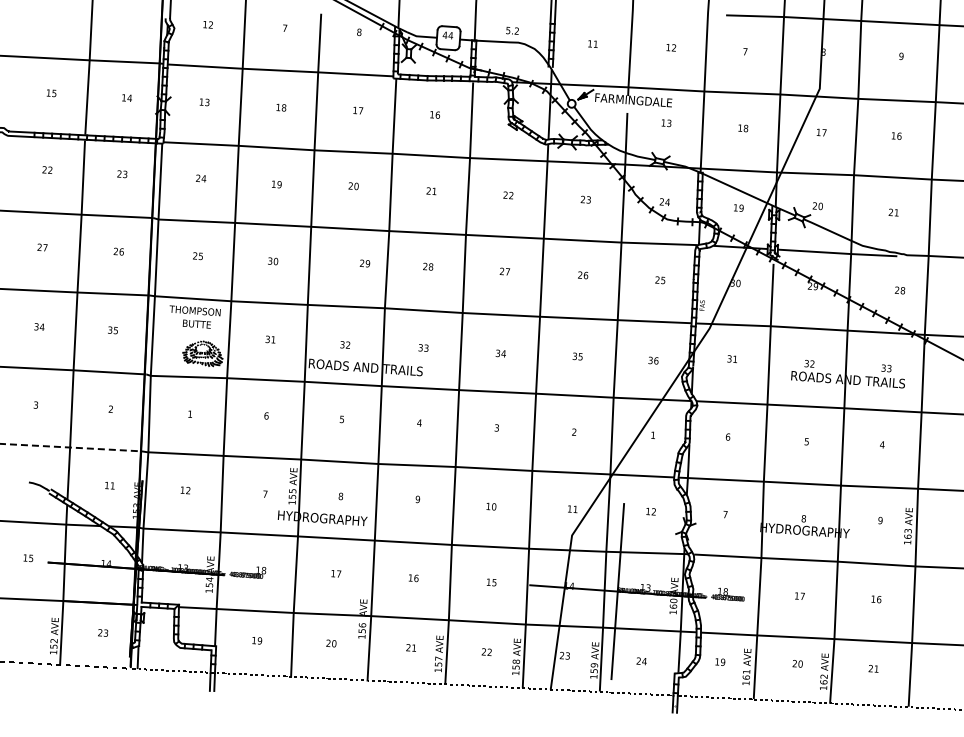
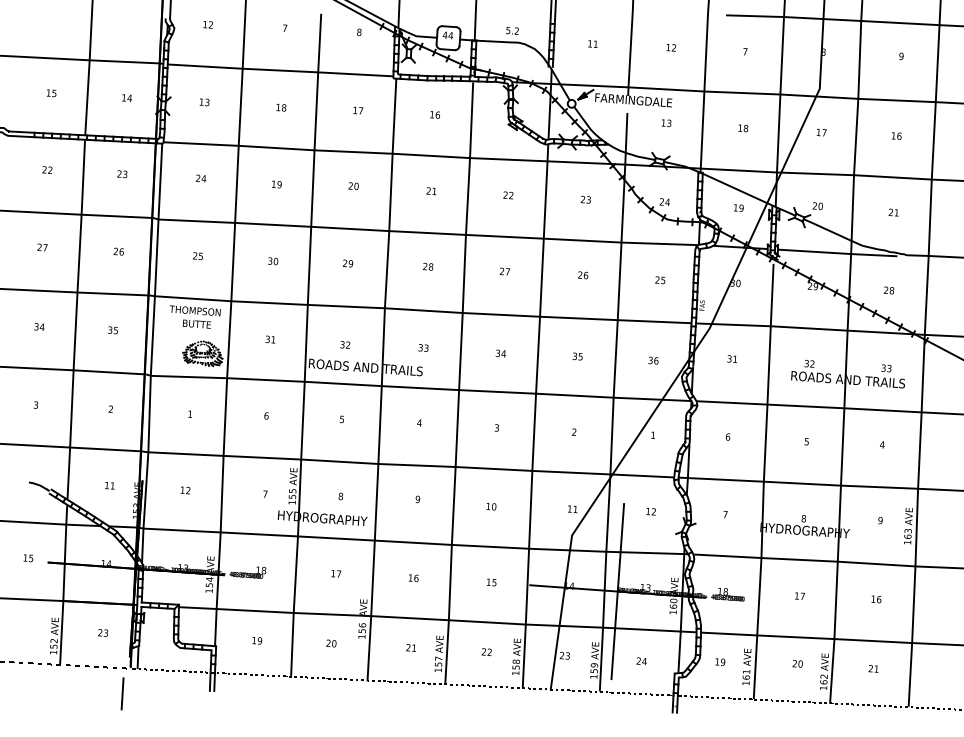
text position: (364, 263) -> (347, 263) (347, 263)
text position: (899, 290) -> (888, 290) (888, 290)
line: dashed -> solid (71, 447)
line: none -> present (122, 693)
